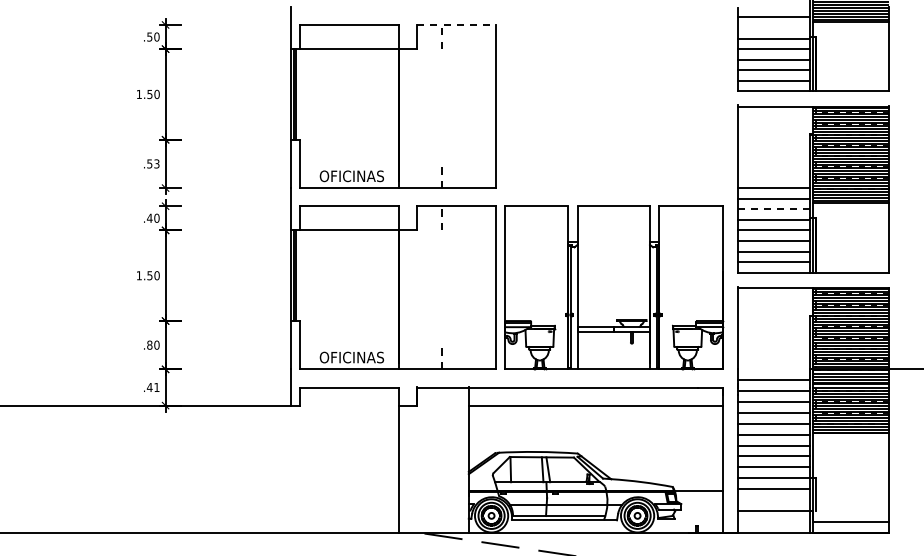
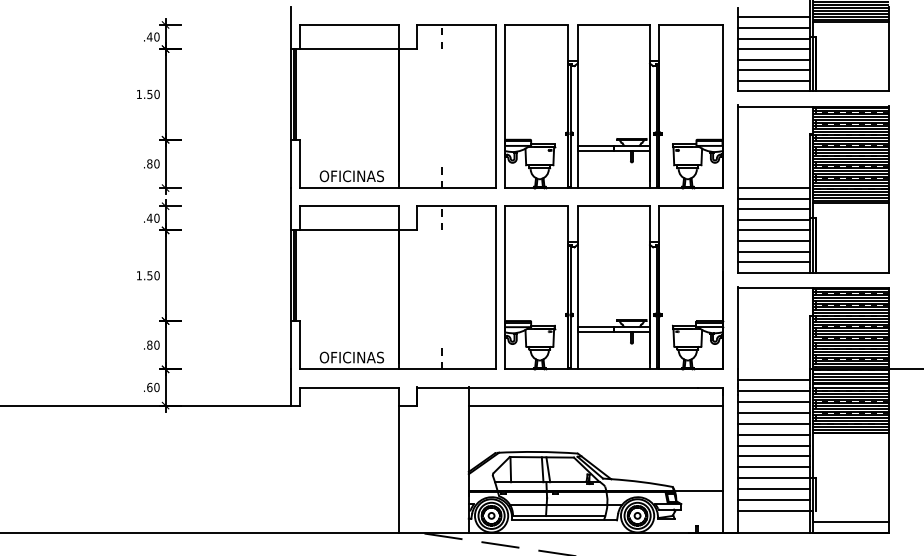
line: dashed -> solid (457, 24)
line: none -> present (773, 28)
text: .50 -> .40 (149, 36)
part: none -> present (613, 106)
text: .53 -> .80 (153, 163)
line: dashed -> solid (774, 209)
text: .41 -> .60 (152, 387)
line: none -> present (773, 499)
